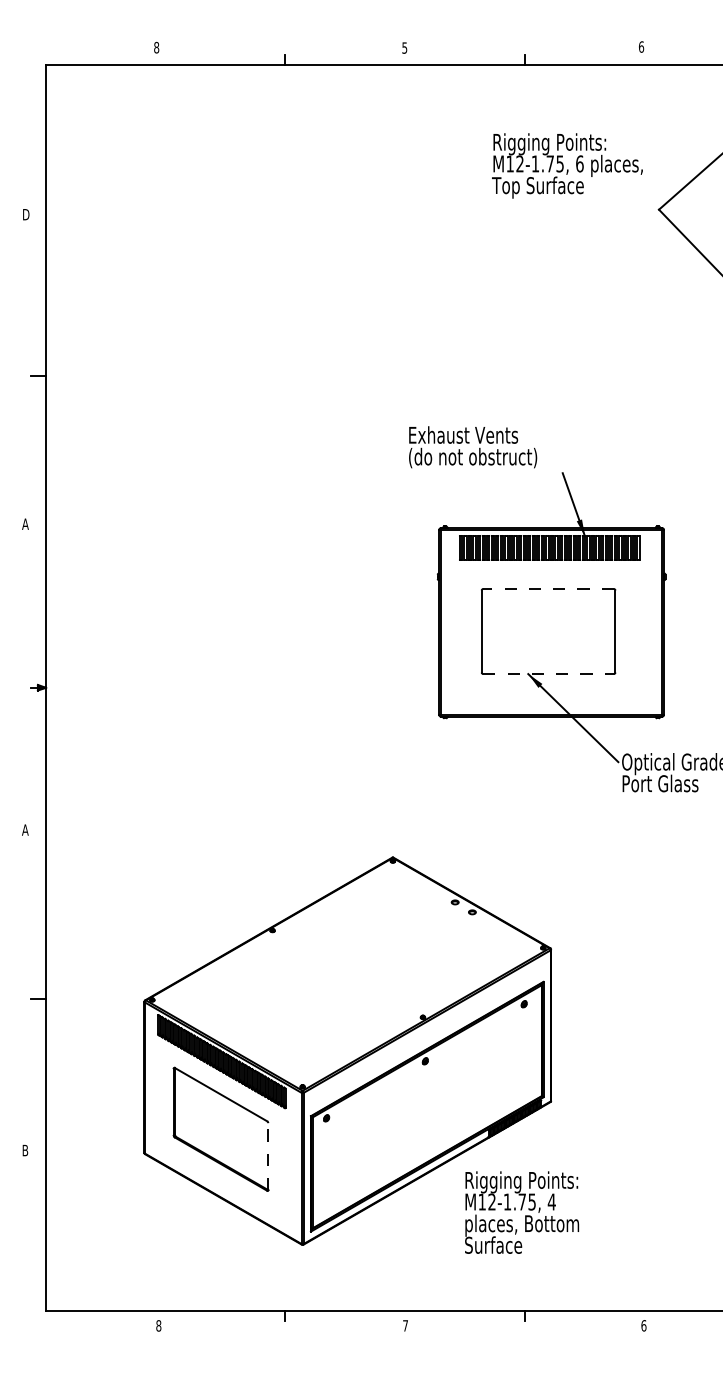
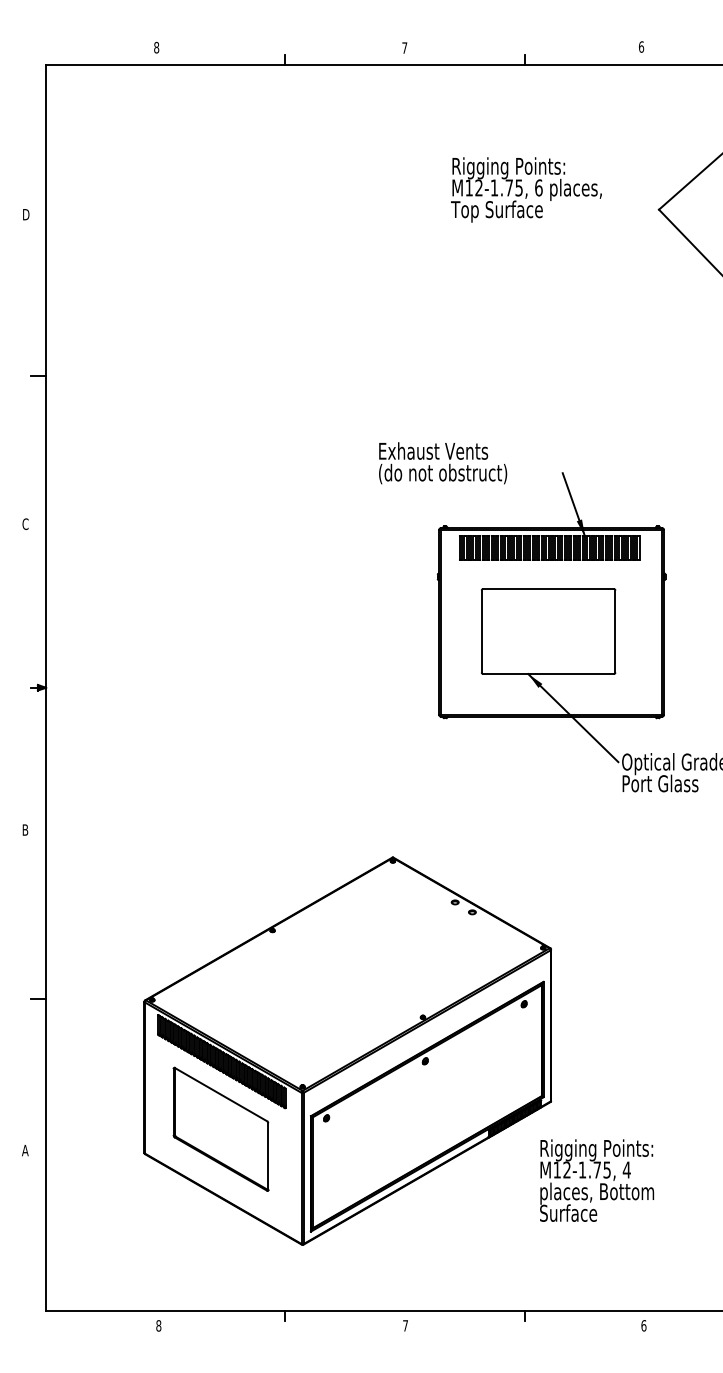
text: 5 -> 7 (404, 47)
text position: (567, 165) -> (526, 189) (526, 189)
text position: (473, 447) -> (443, 463) (443, 463)
text: A -> C (25, 523)
line: dashed -> solid (548, 589)
line: dashed -> solid (549, 674)
text: A -> B (25, 829)
text: B -> A (25, 1150)
line: dashed -> solid (268, 1156)
text position: (522, 1212) -> (597, 1180) (597, 1180)
